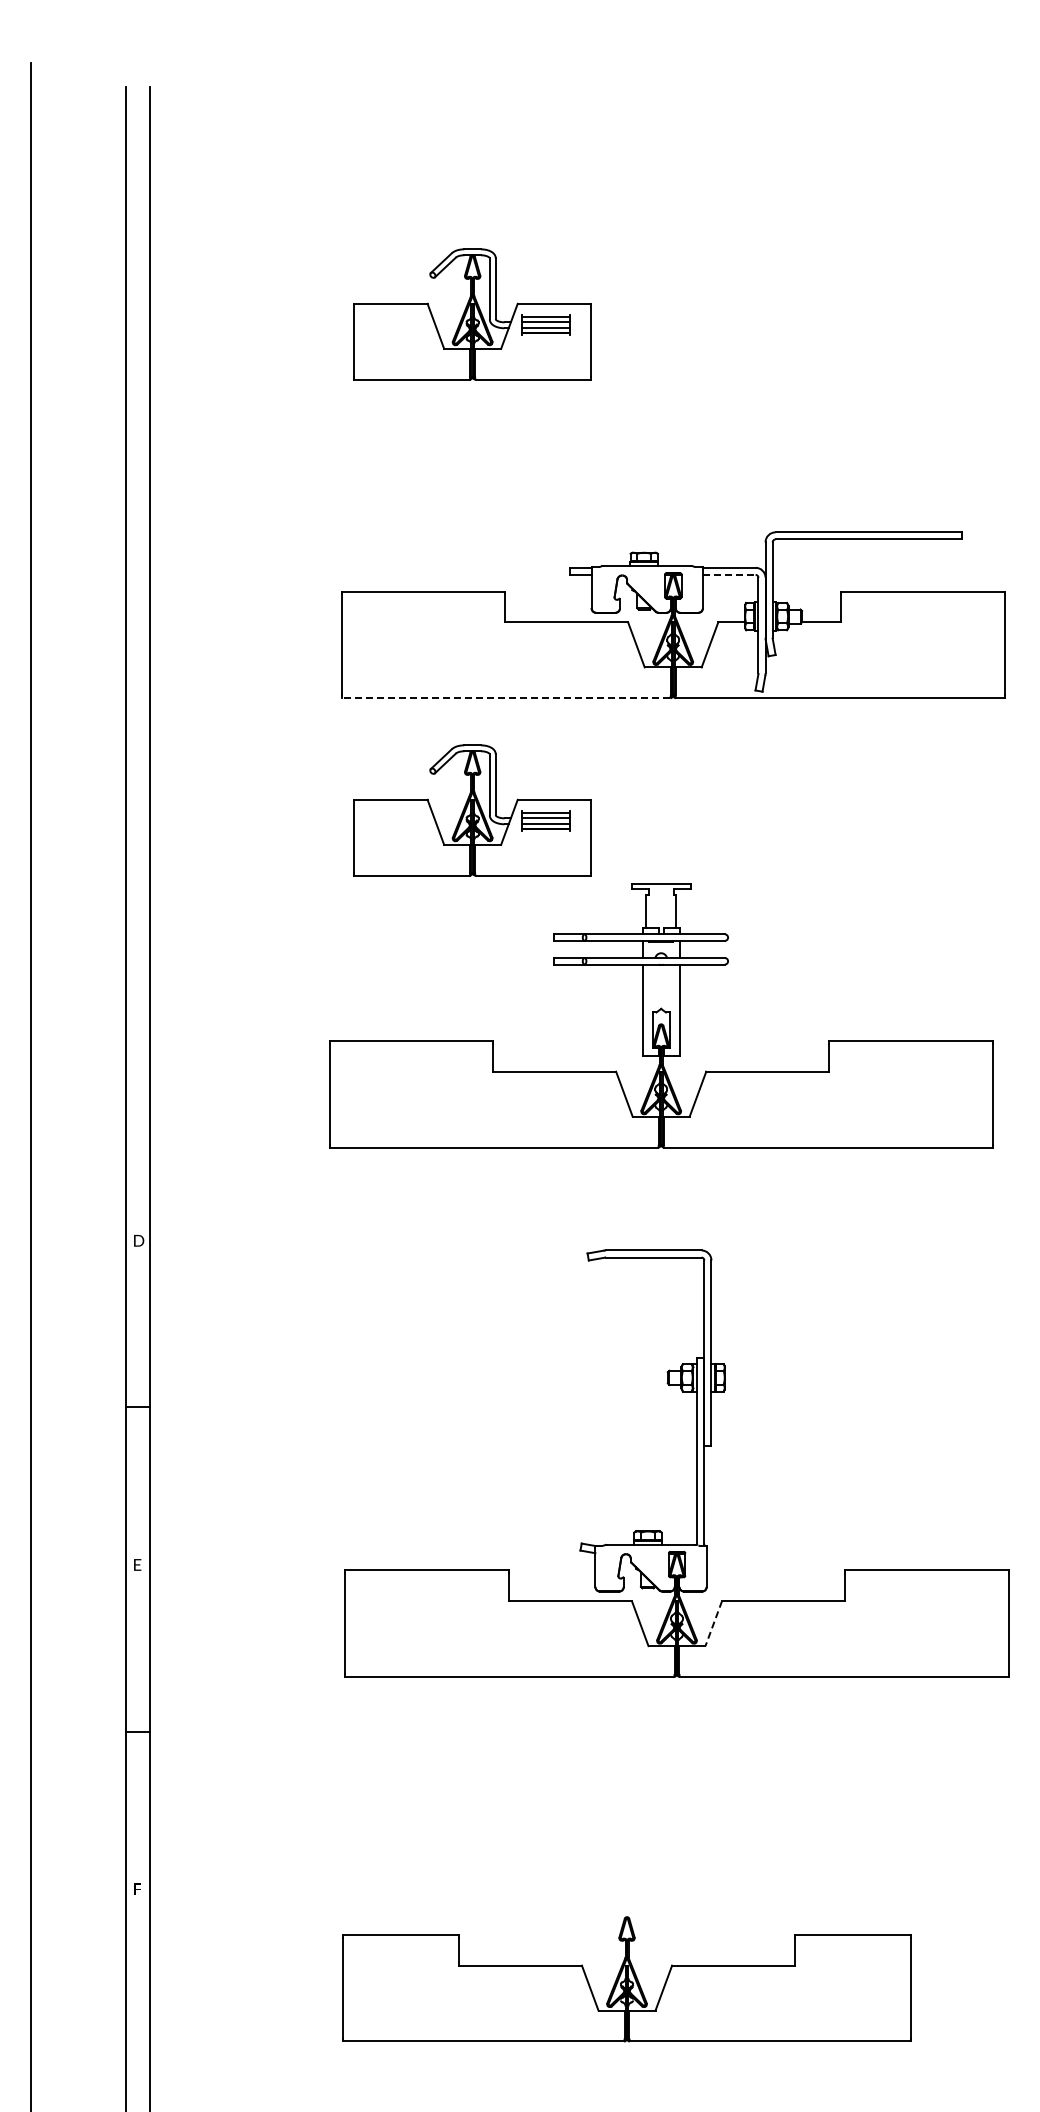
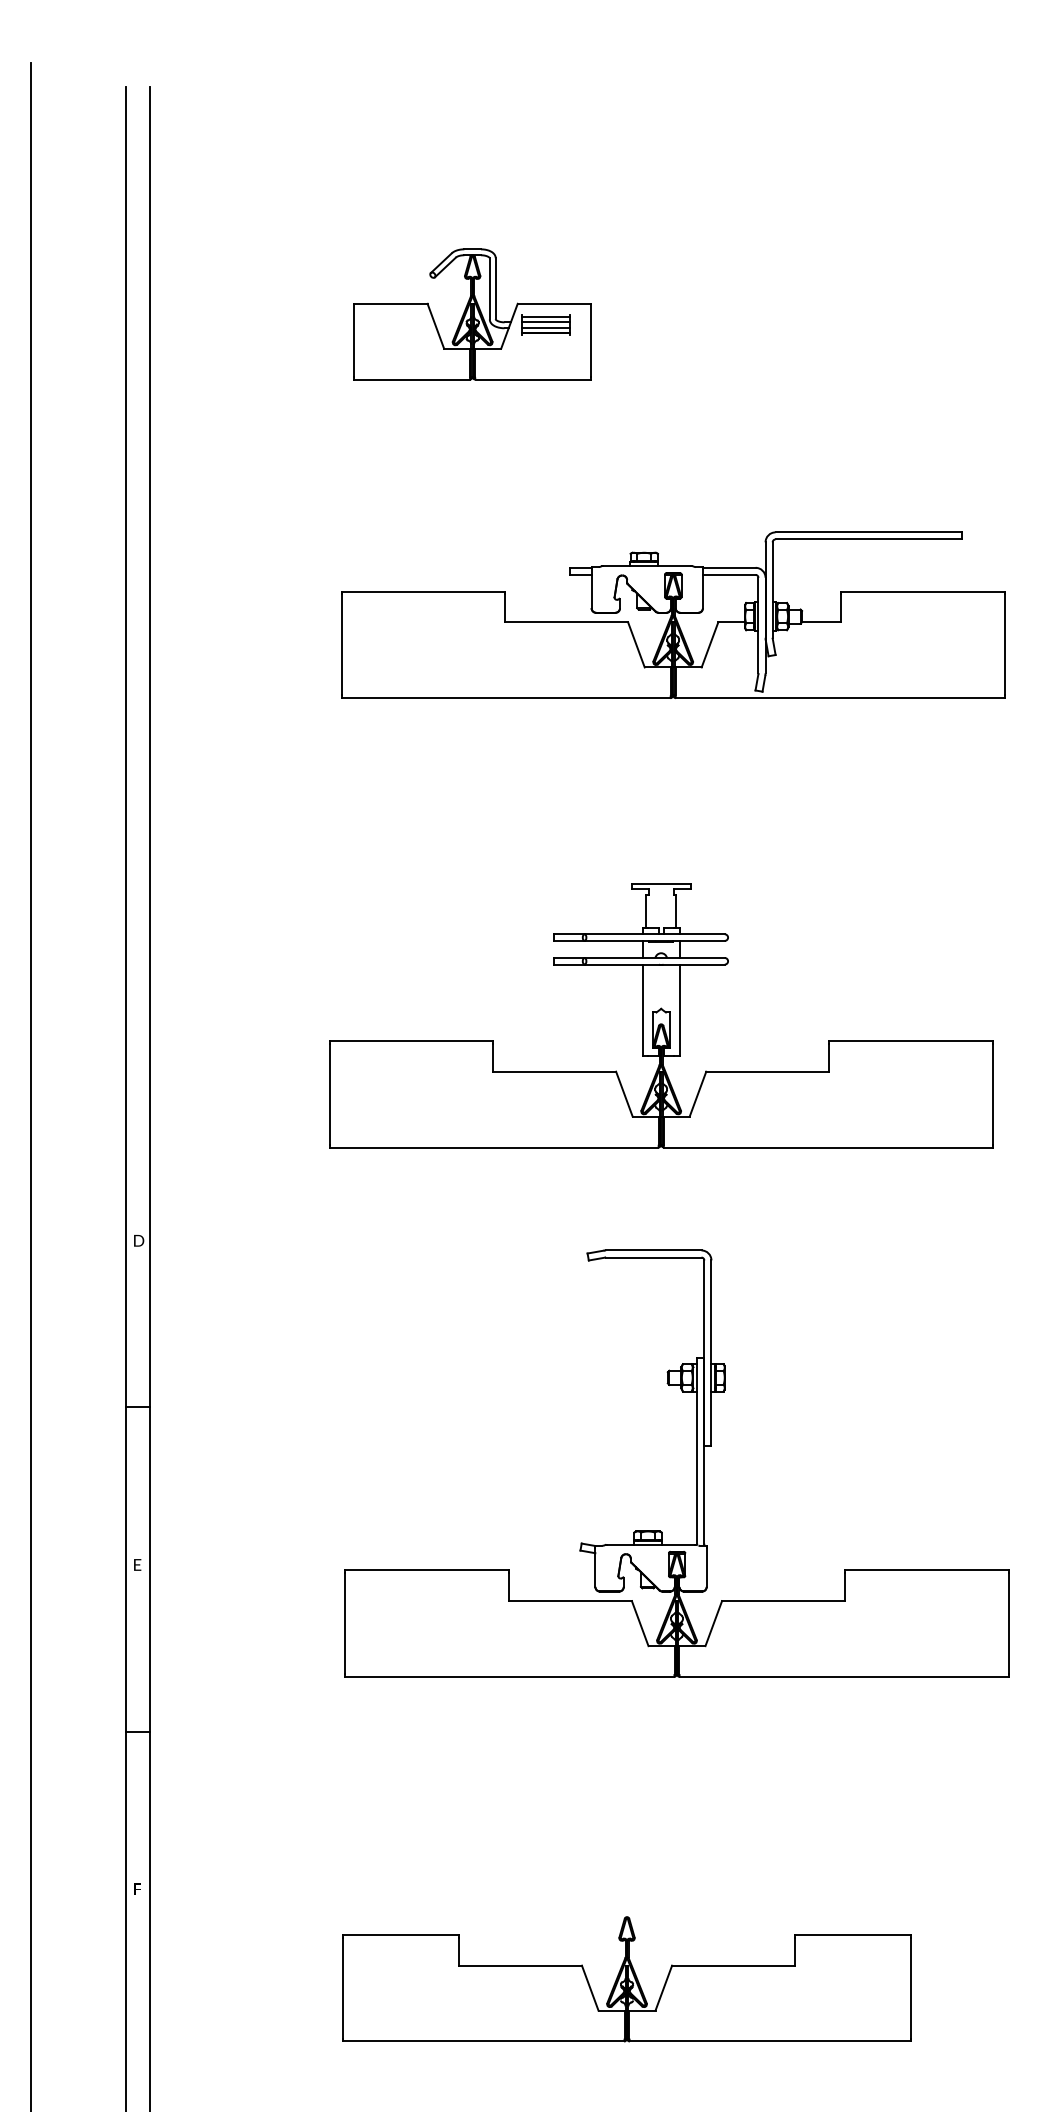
line: dashed -> solid (729, 574)
line: dashed -> solid (505, 698)
part: present -> none (472, 810)
line: dashed -> solid (713, 1623)
